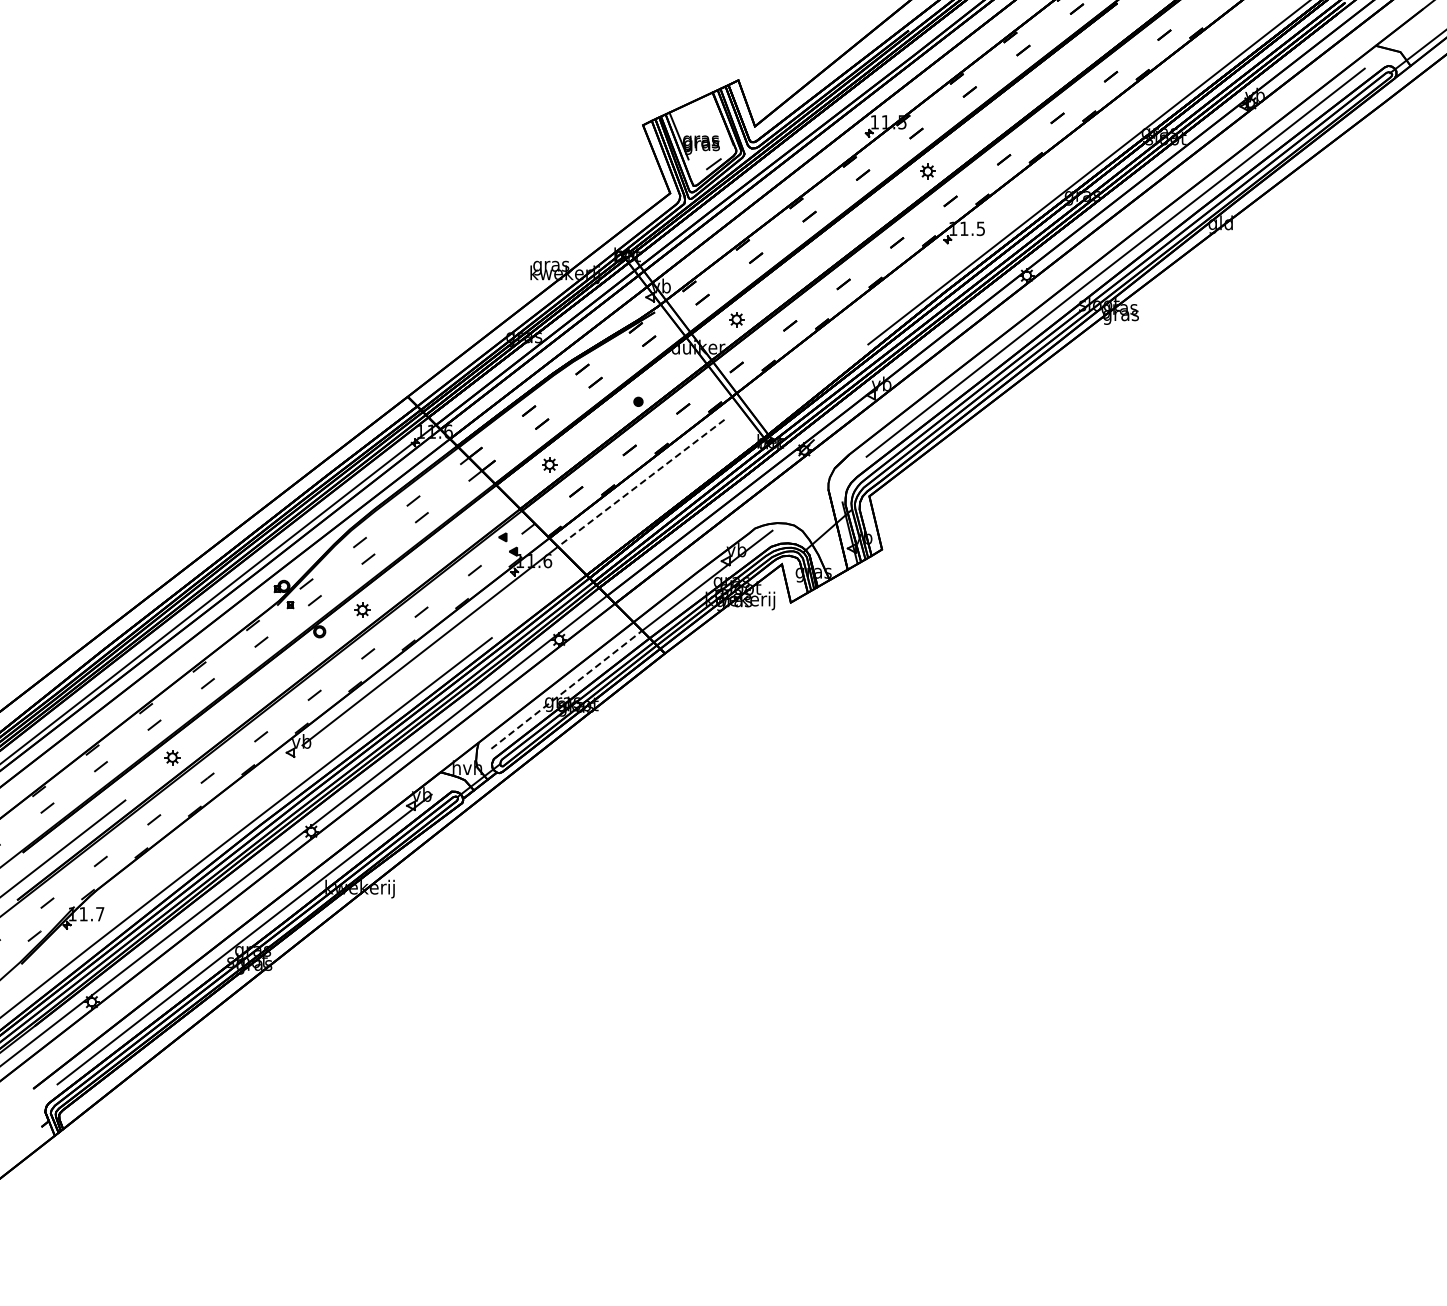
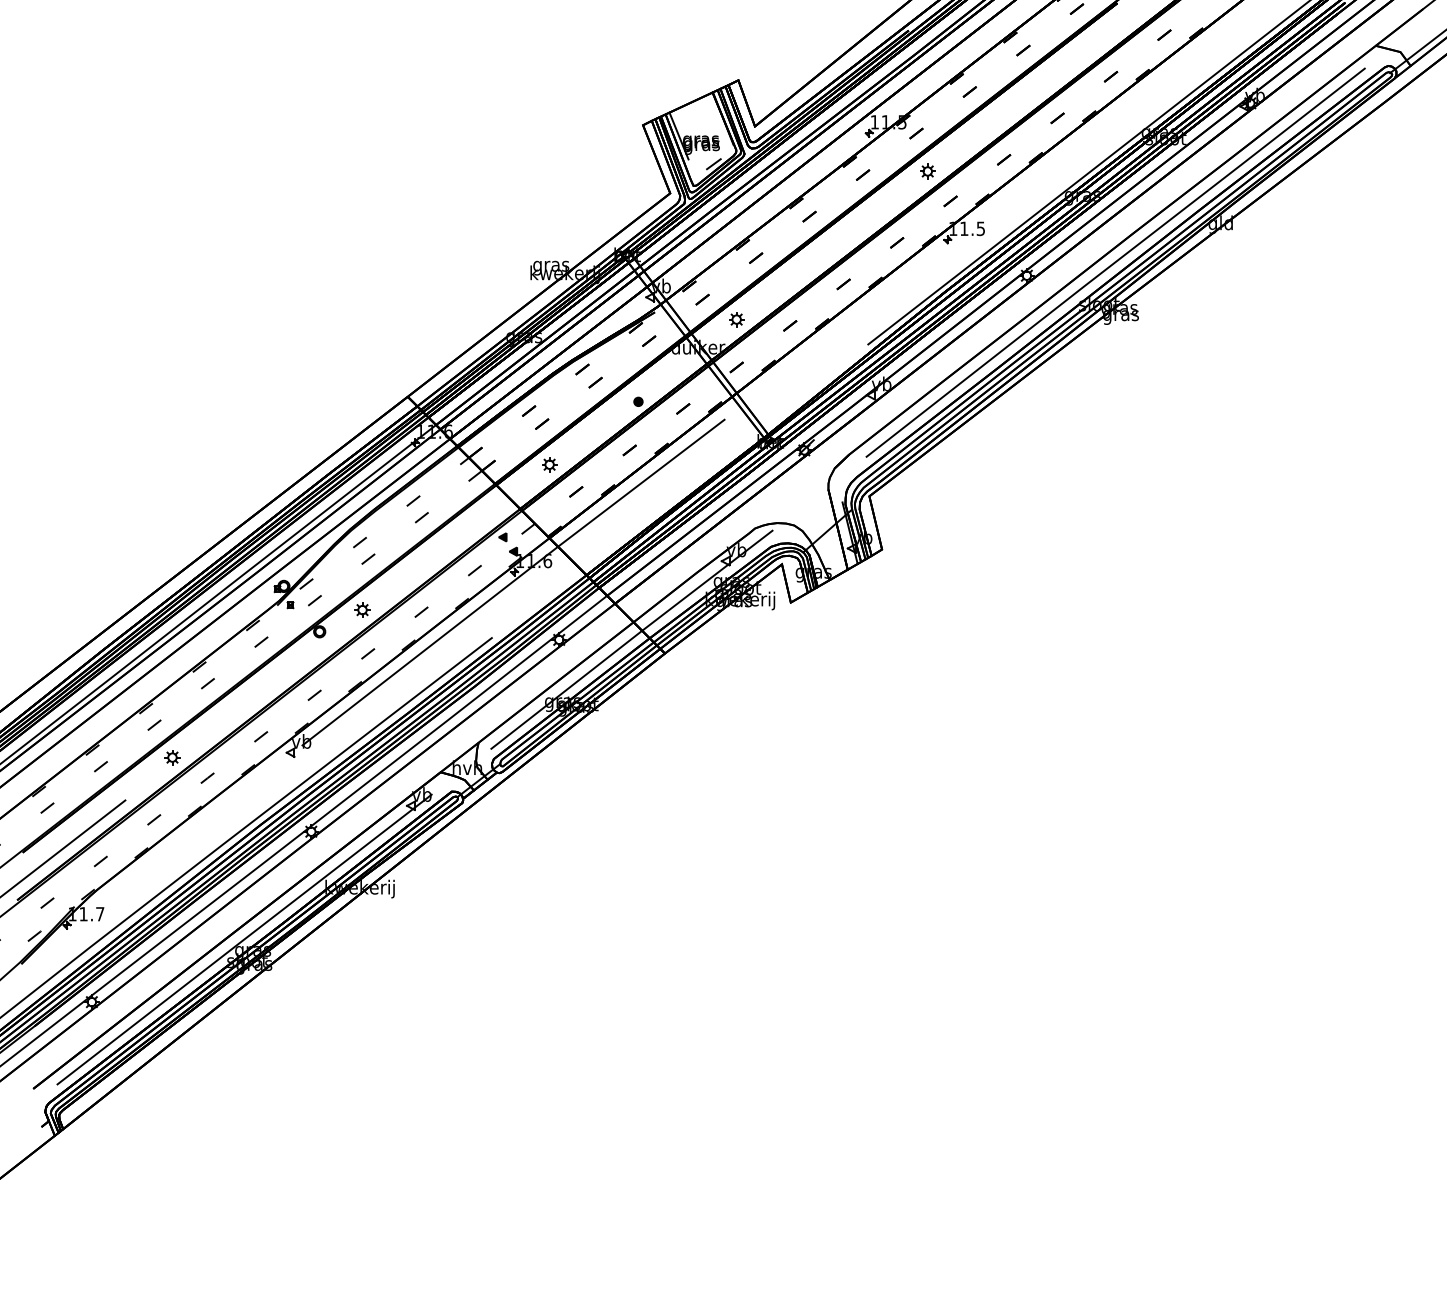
line: dashed -> solid (641, 483)
line: dashed -> solid (566, 689)
